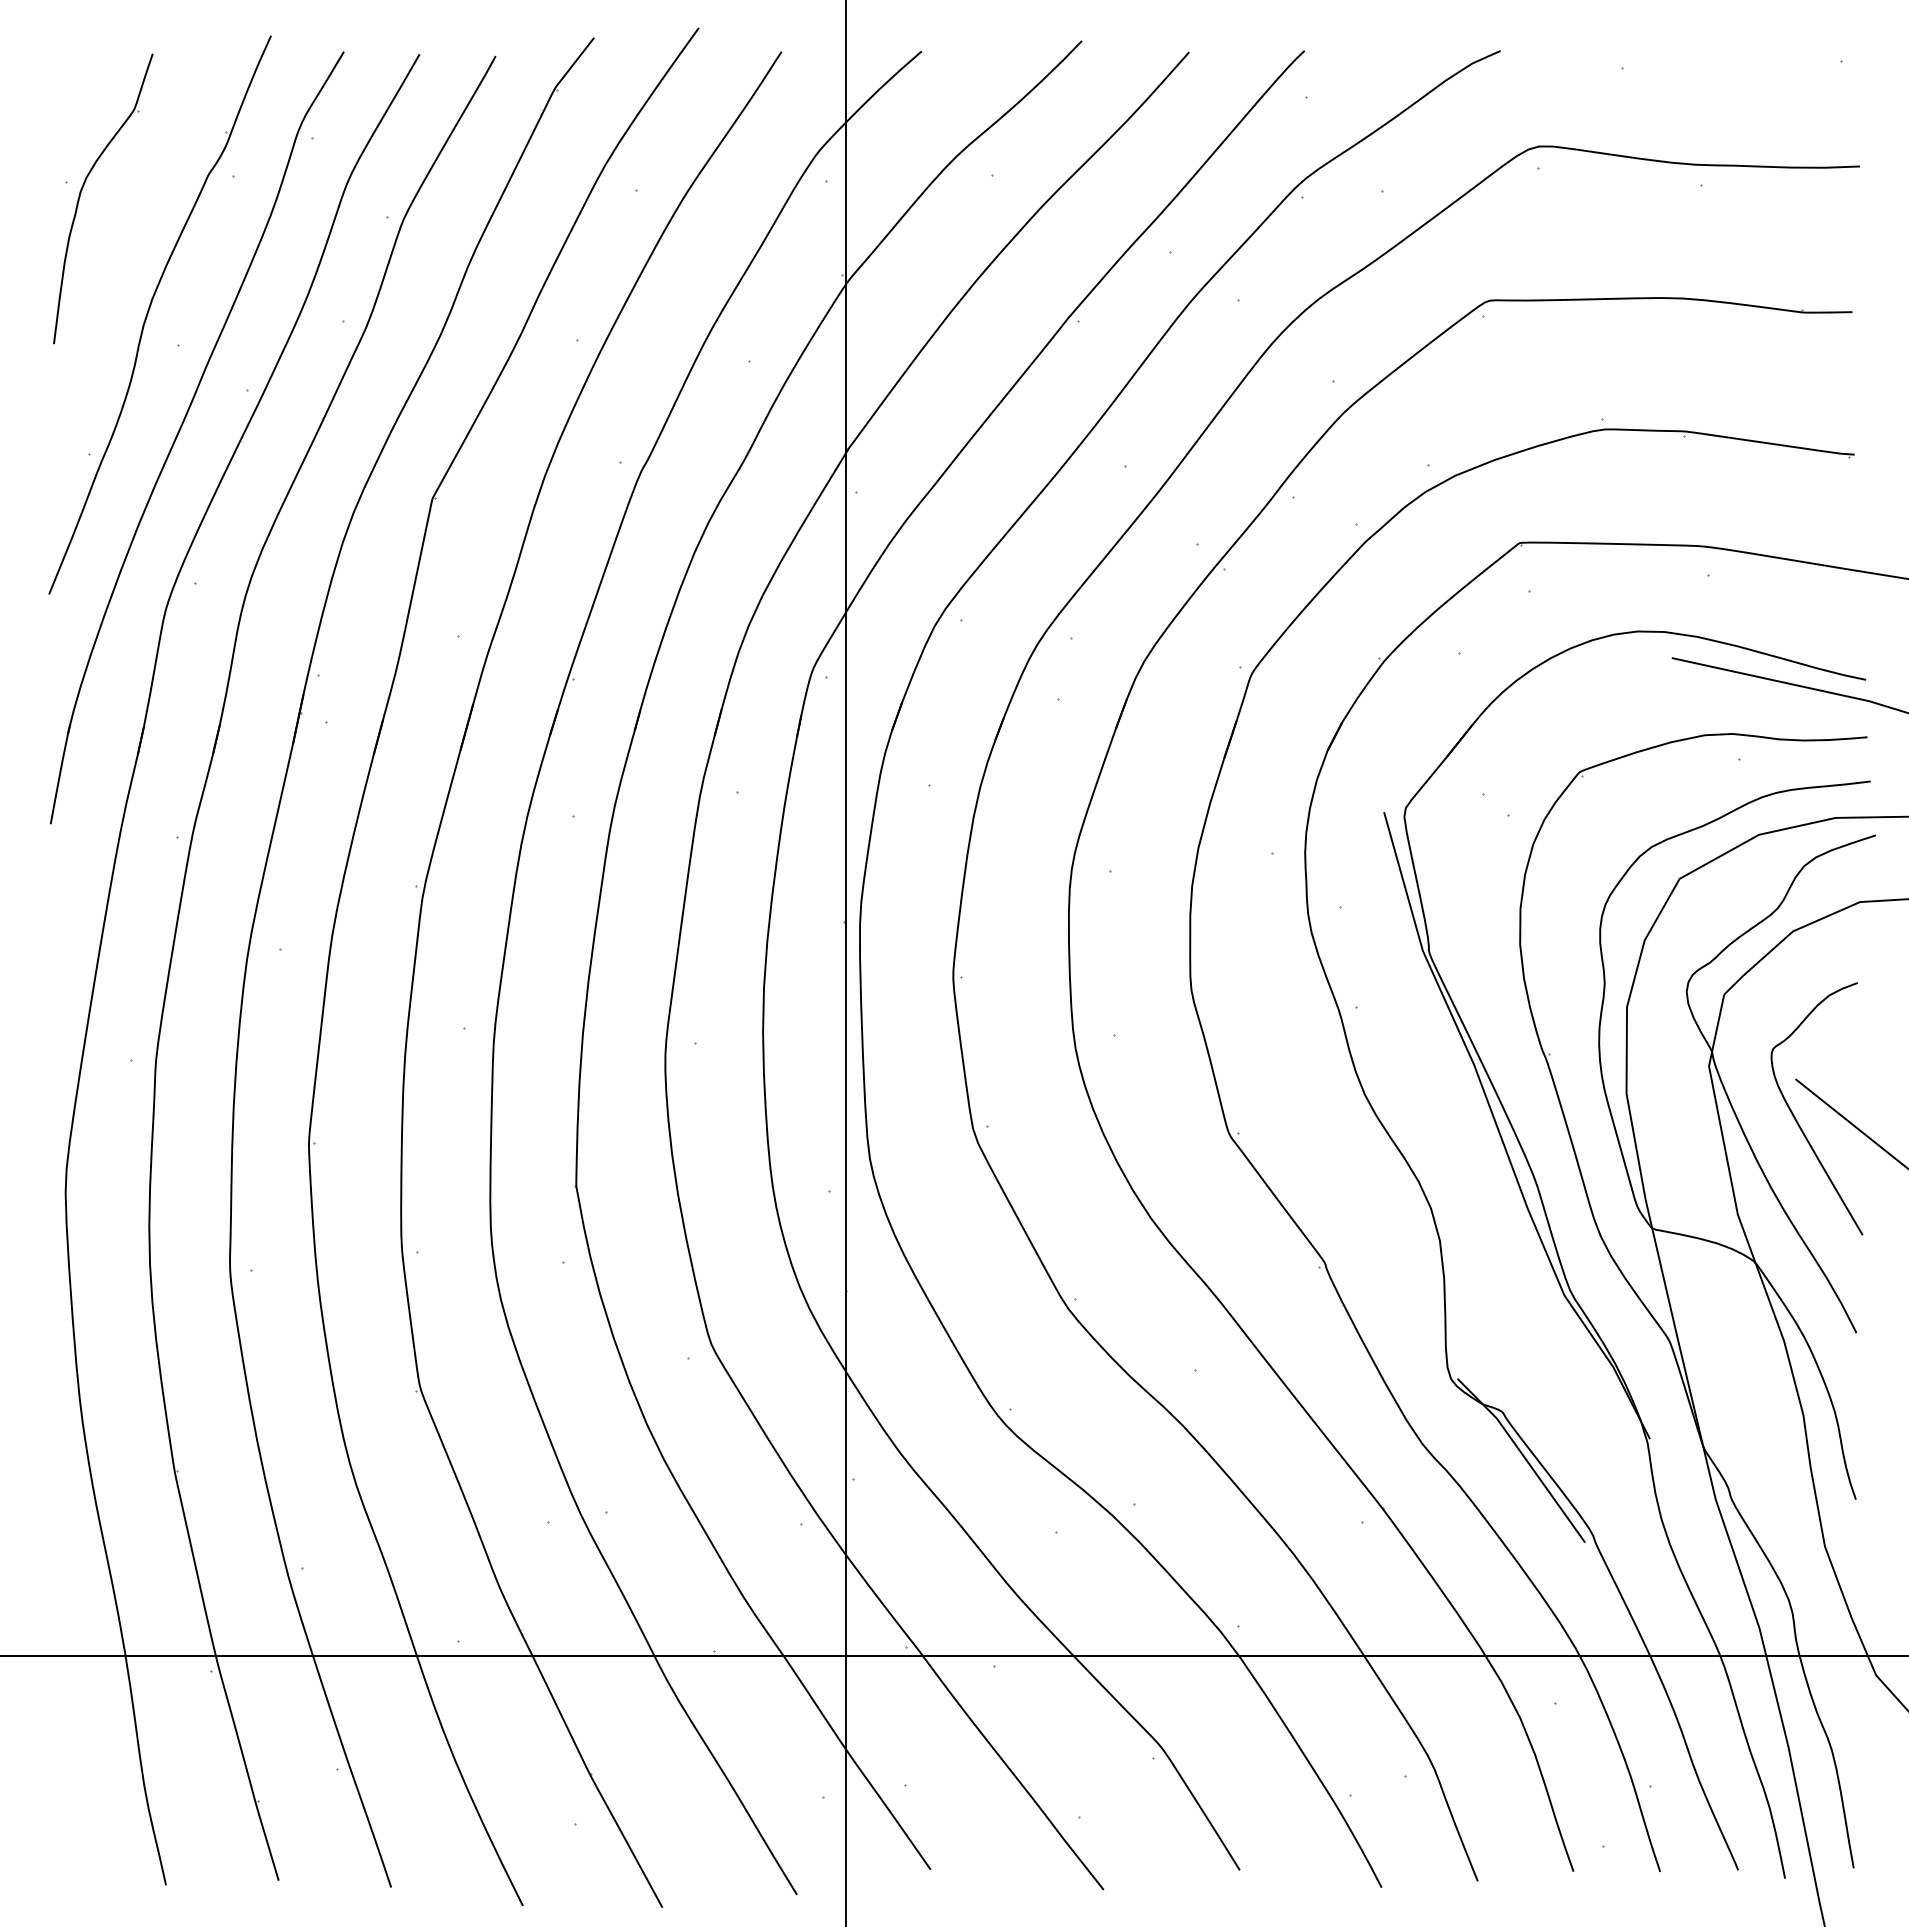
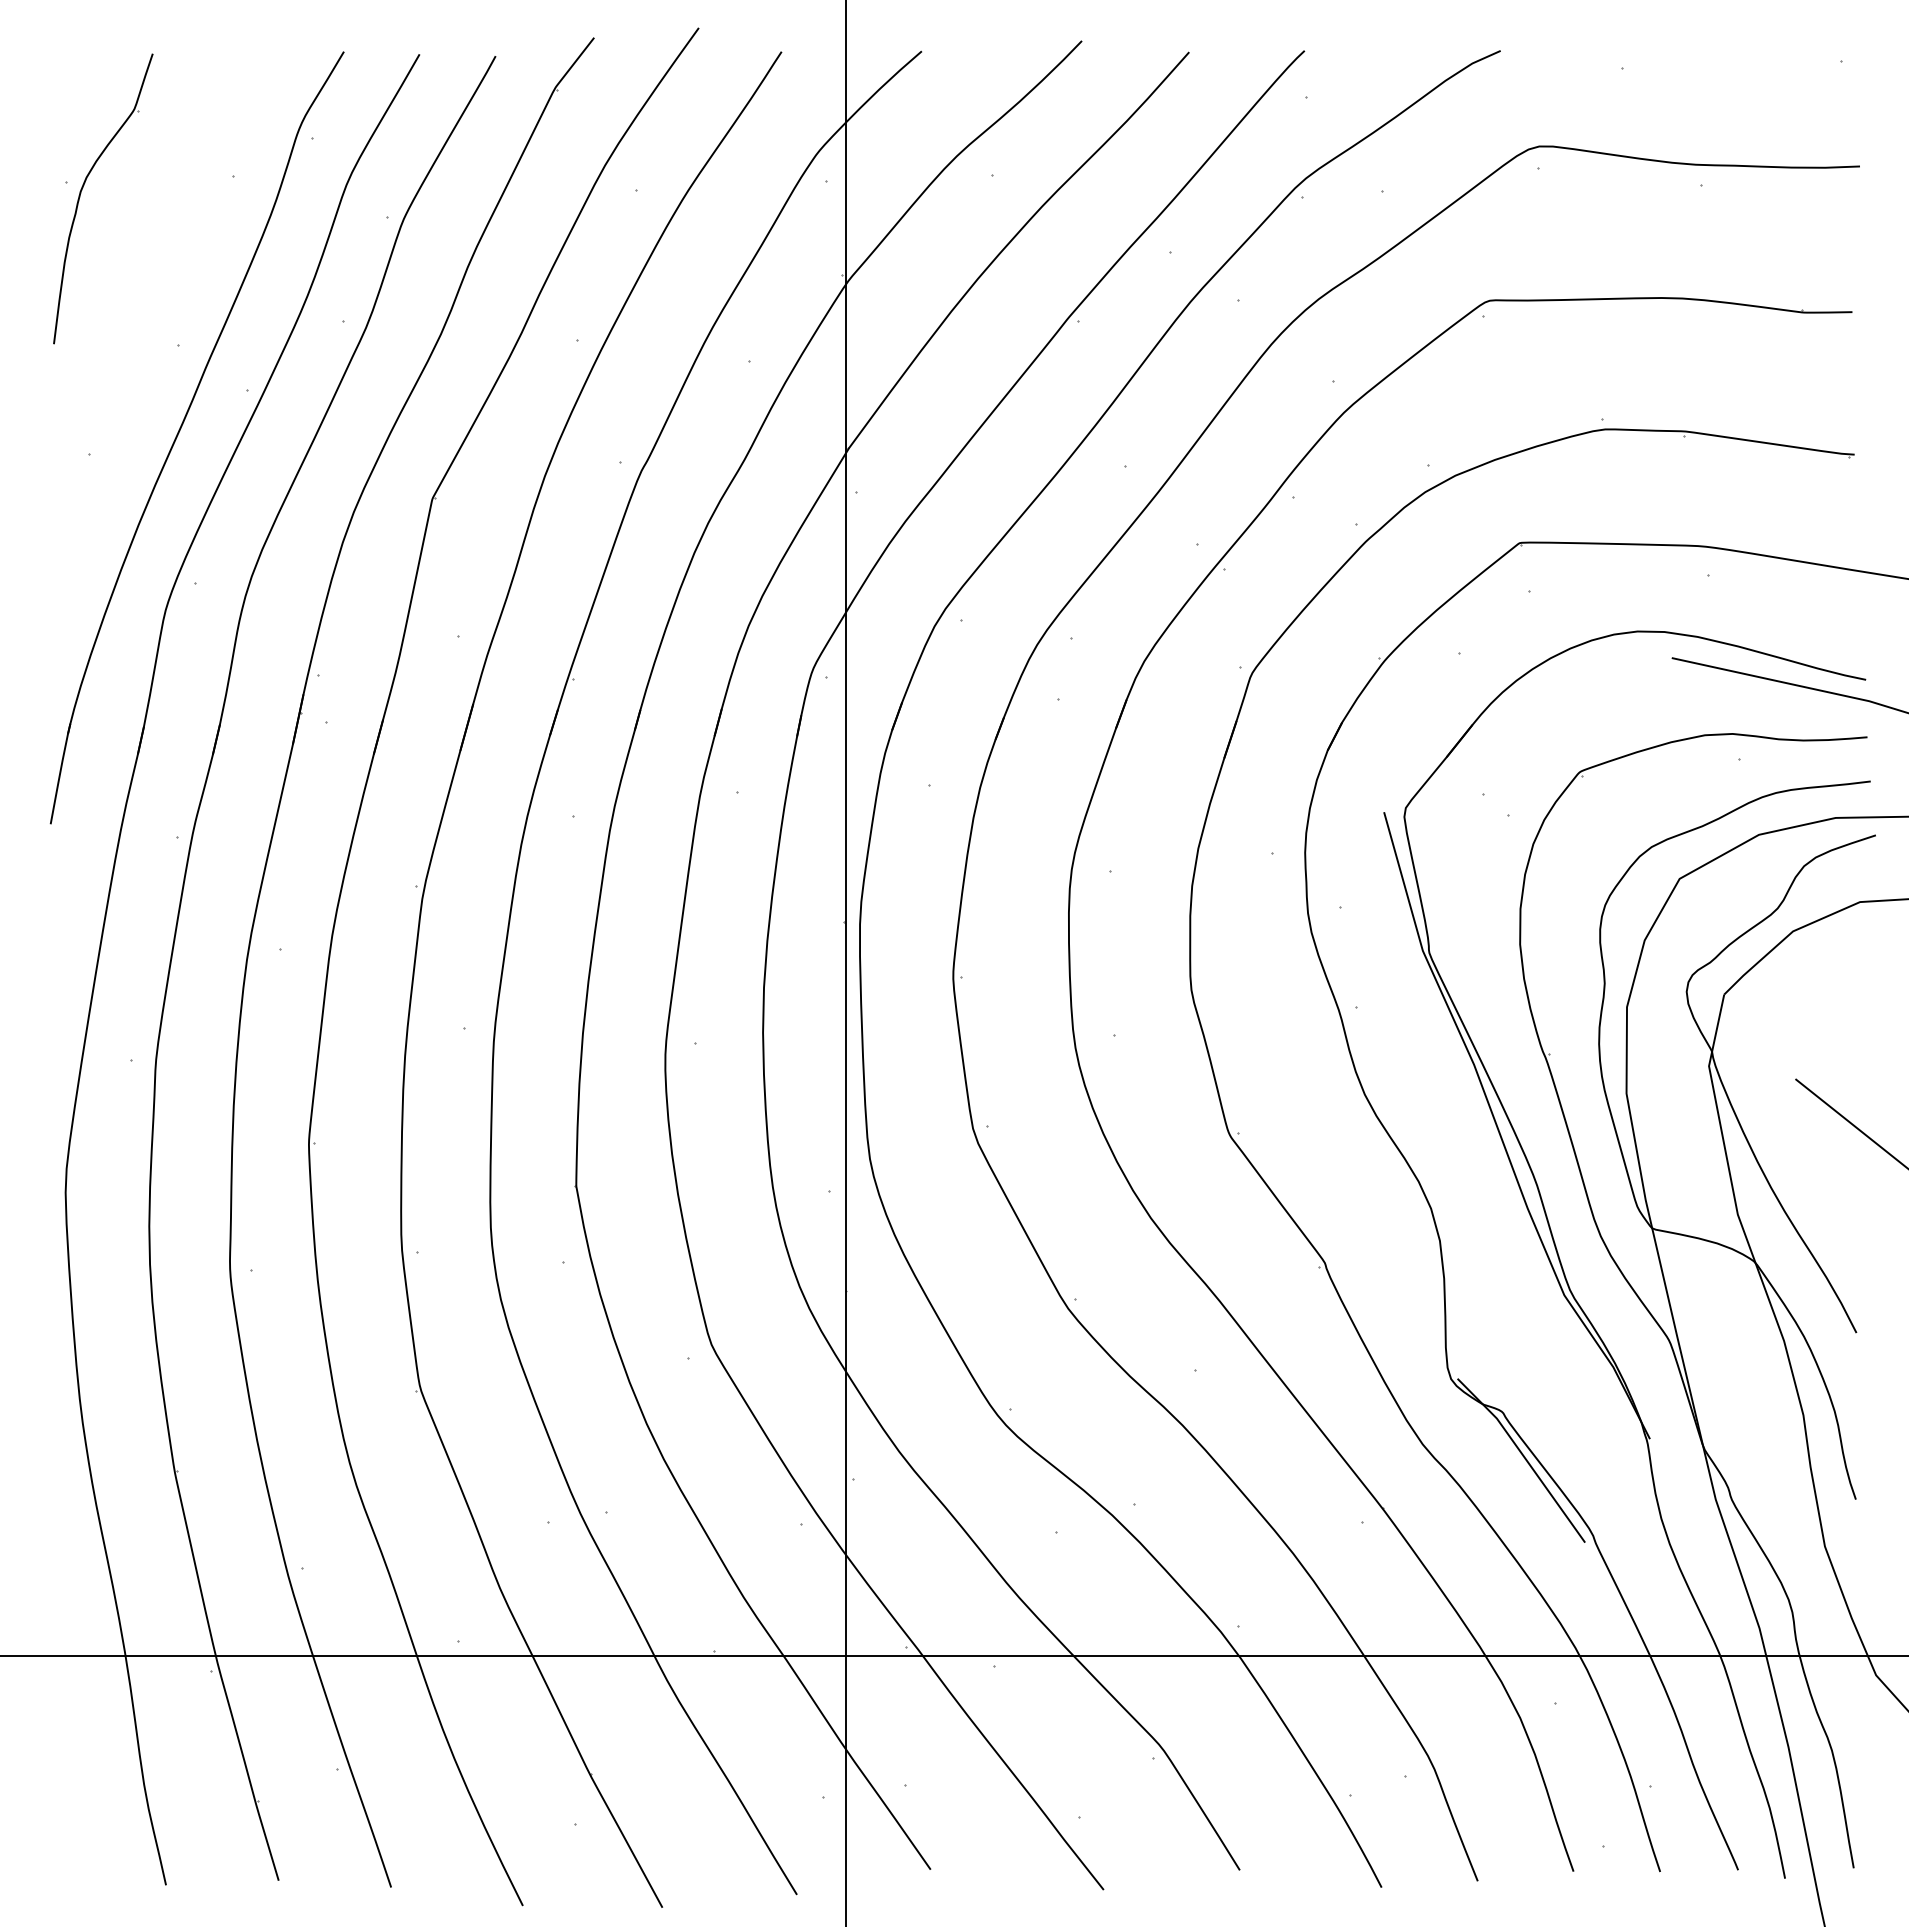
part: present -> none (149, 311)
curve: present -> none (1796, 1118)
